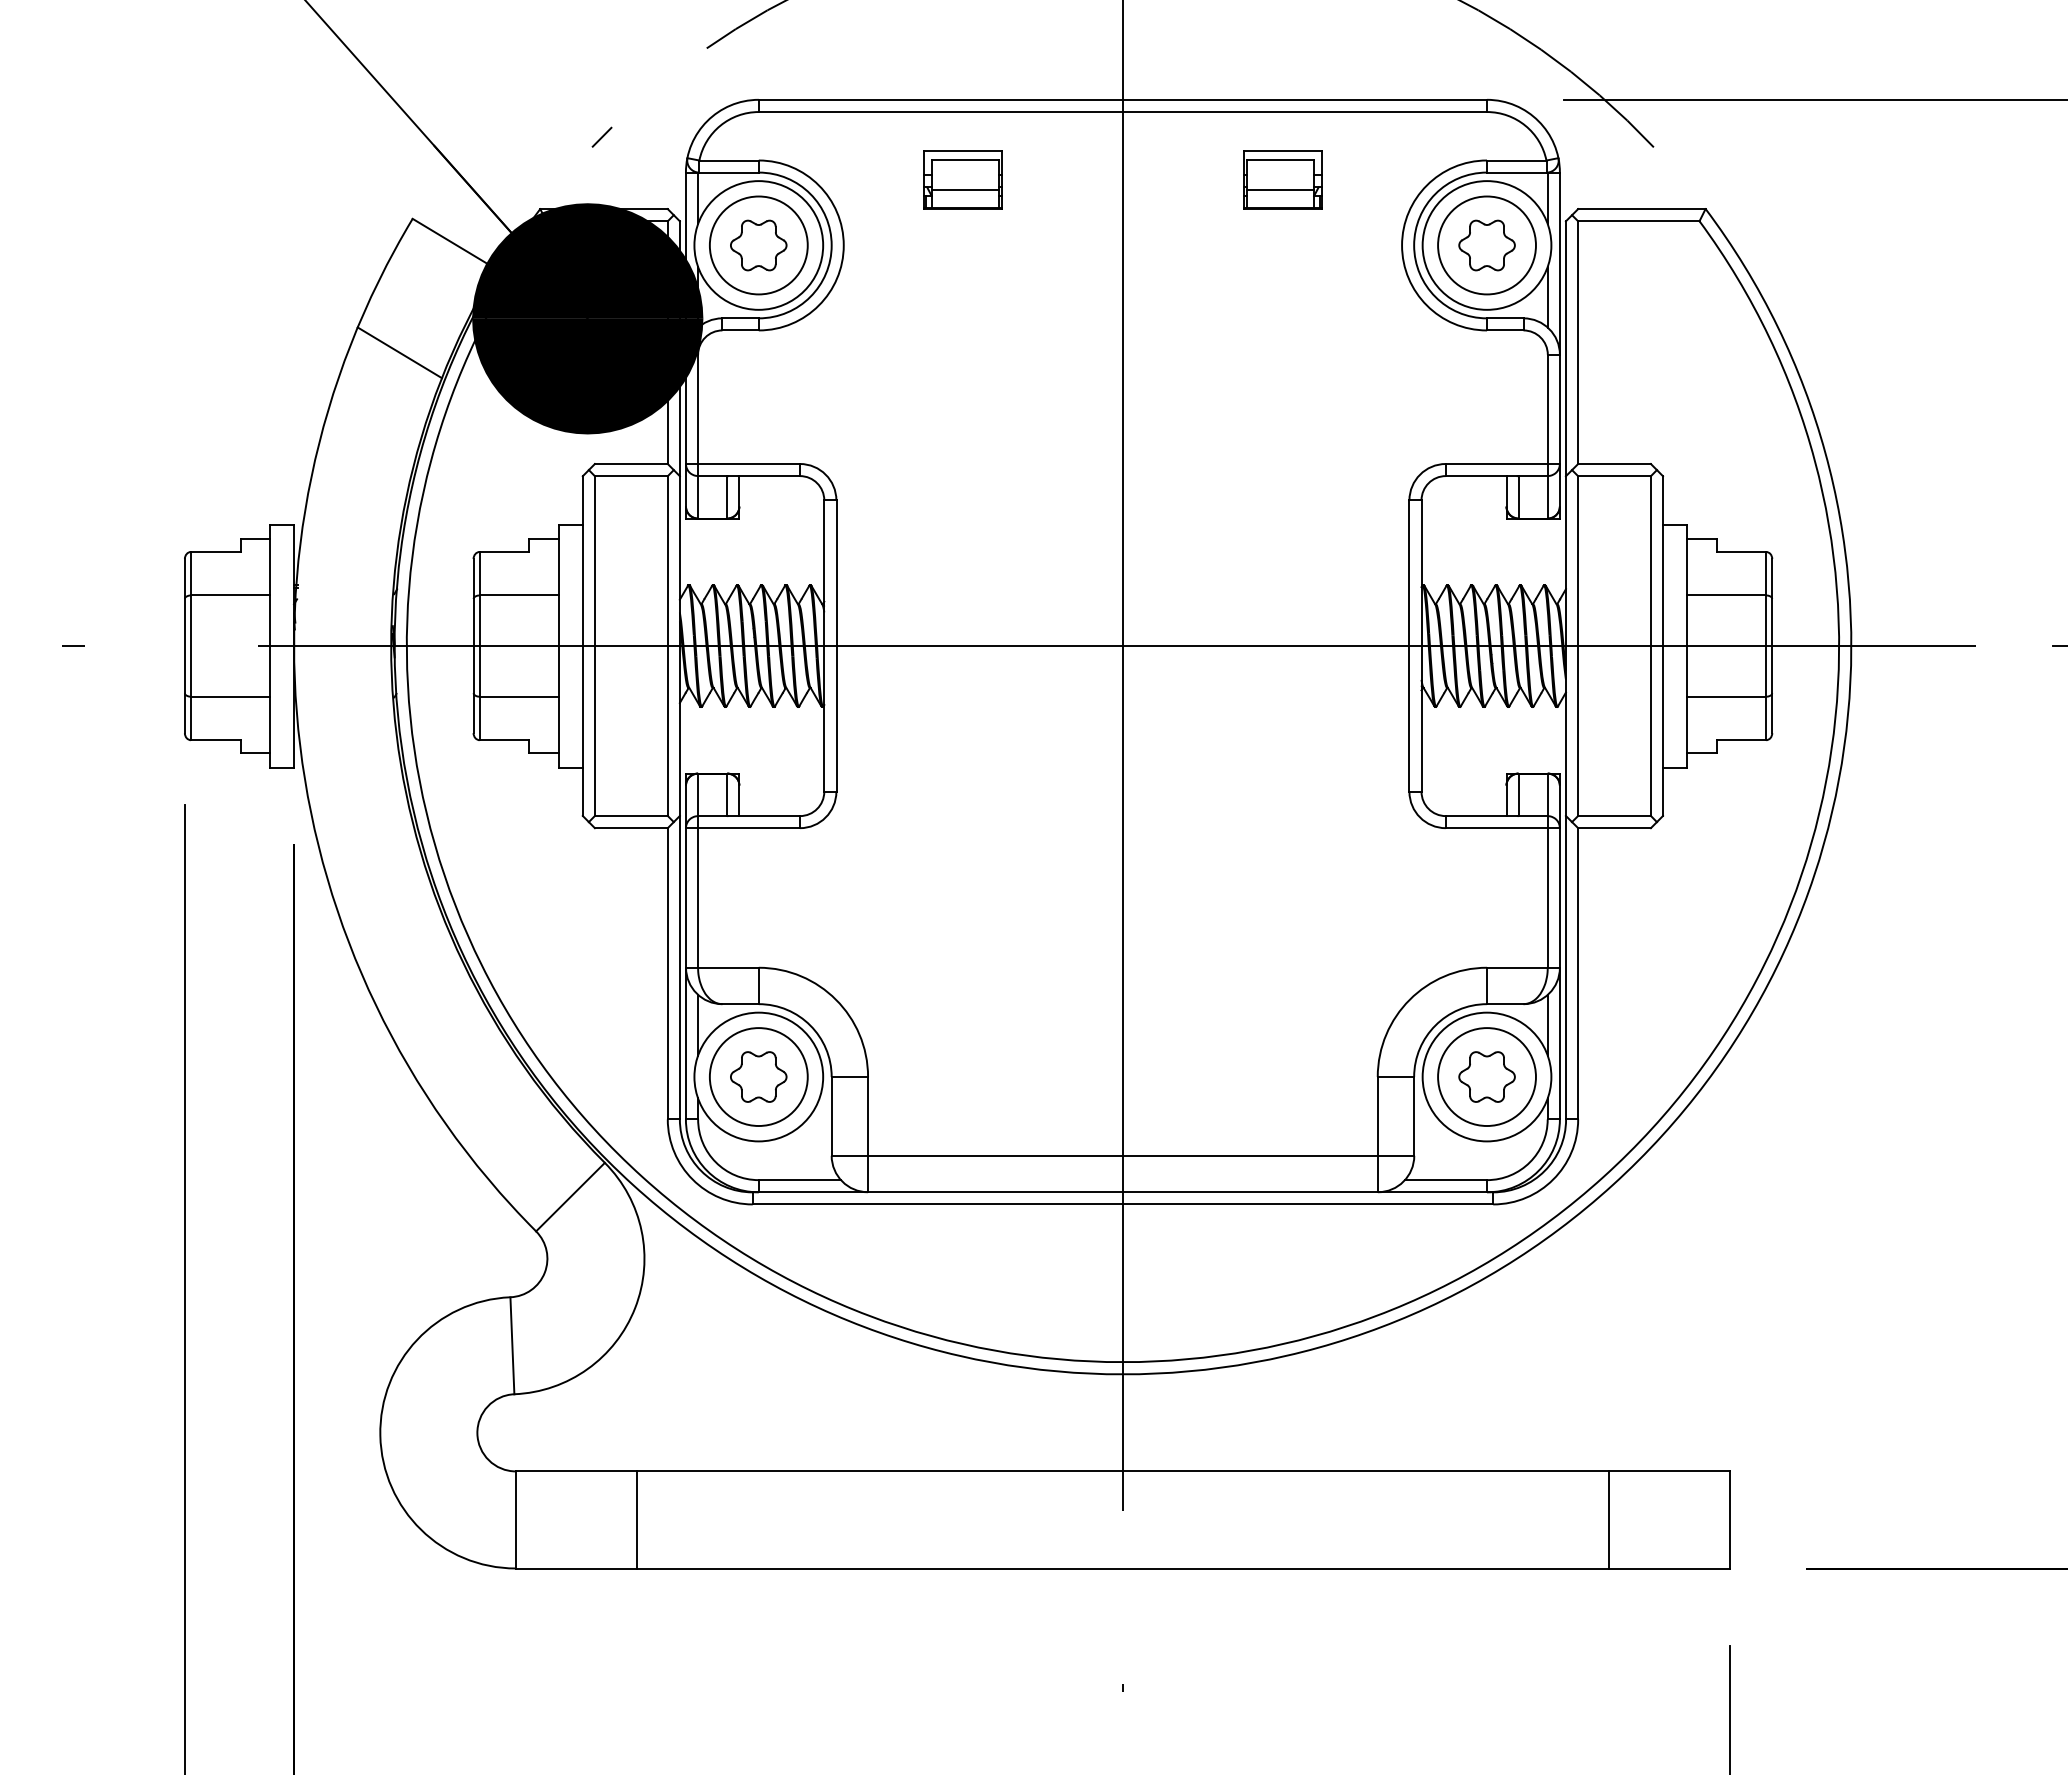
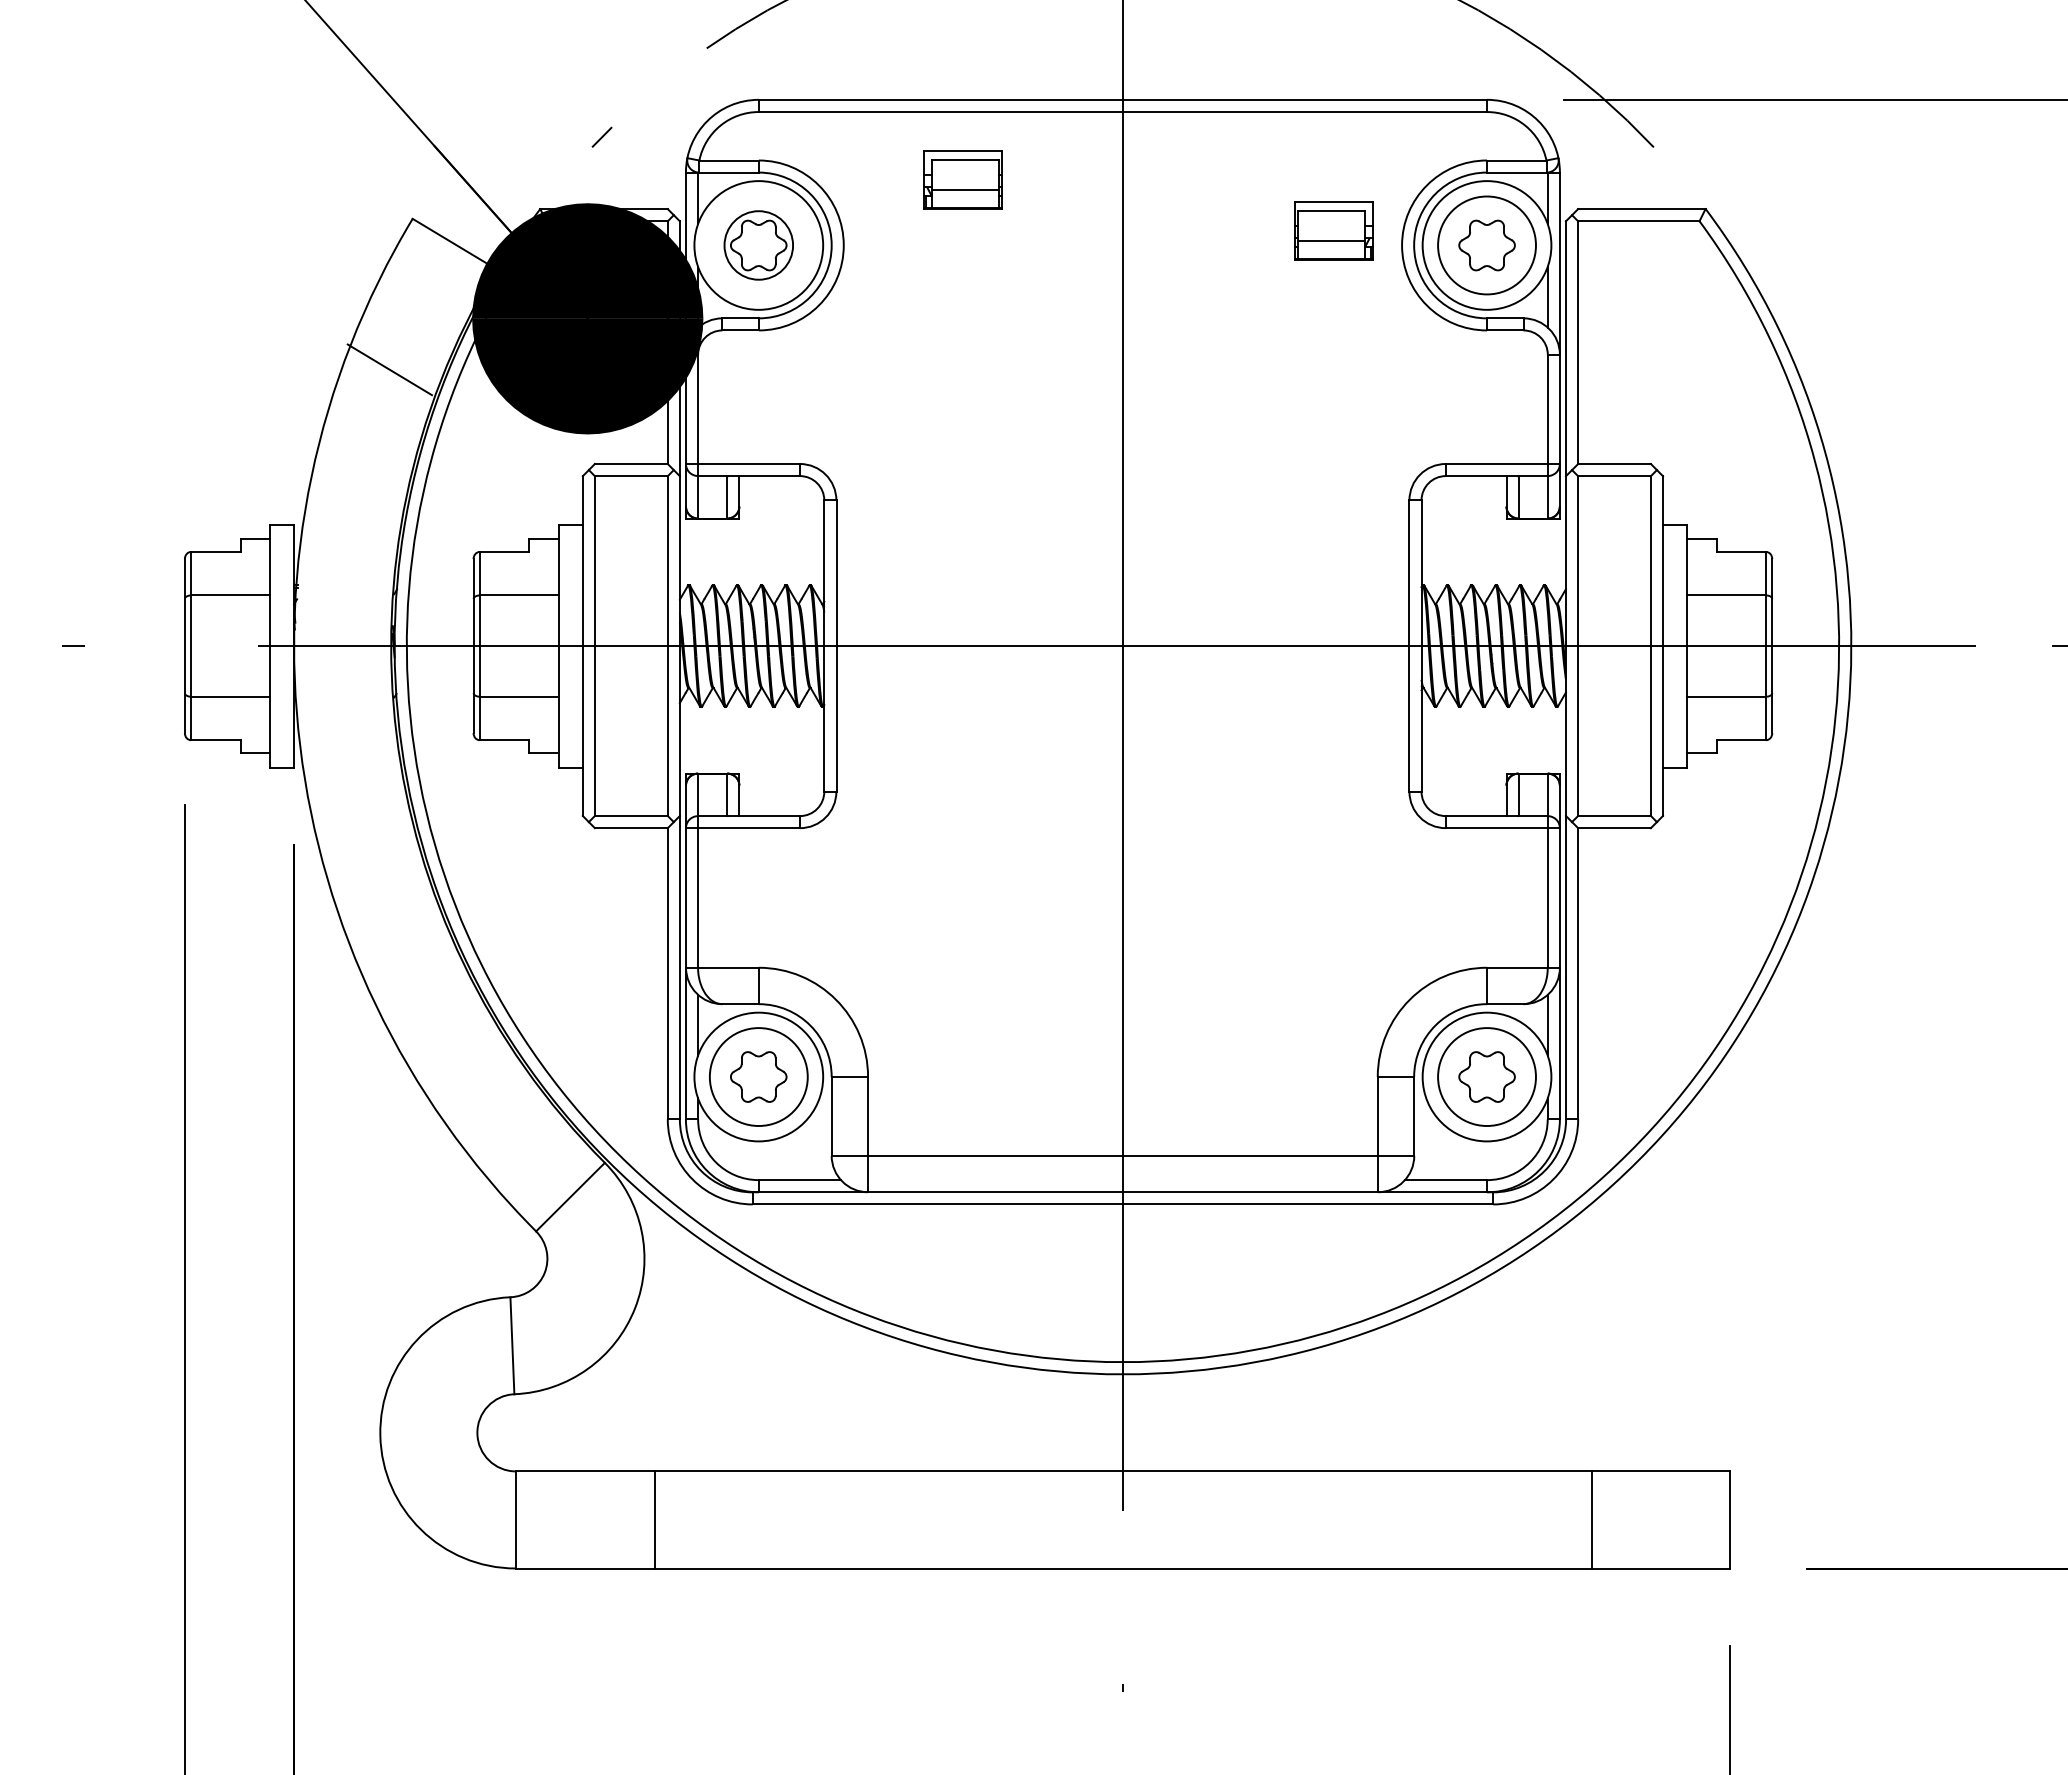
part position: (1282, 179) -> (1333, 230) (1333, 230)
circle diameter: 98 px -> 69 px (758, 245)
line position: (399, 352) -> (389, 369) (389, 369)
line position: (637, 1519) -> (655, 1519) (655, 1519)
line position: (1608, 1519) -> (1591, 1519) (1591, 1519)
